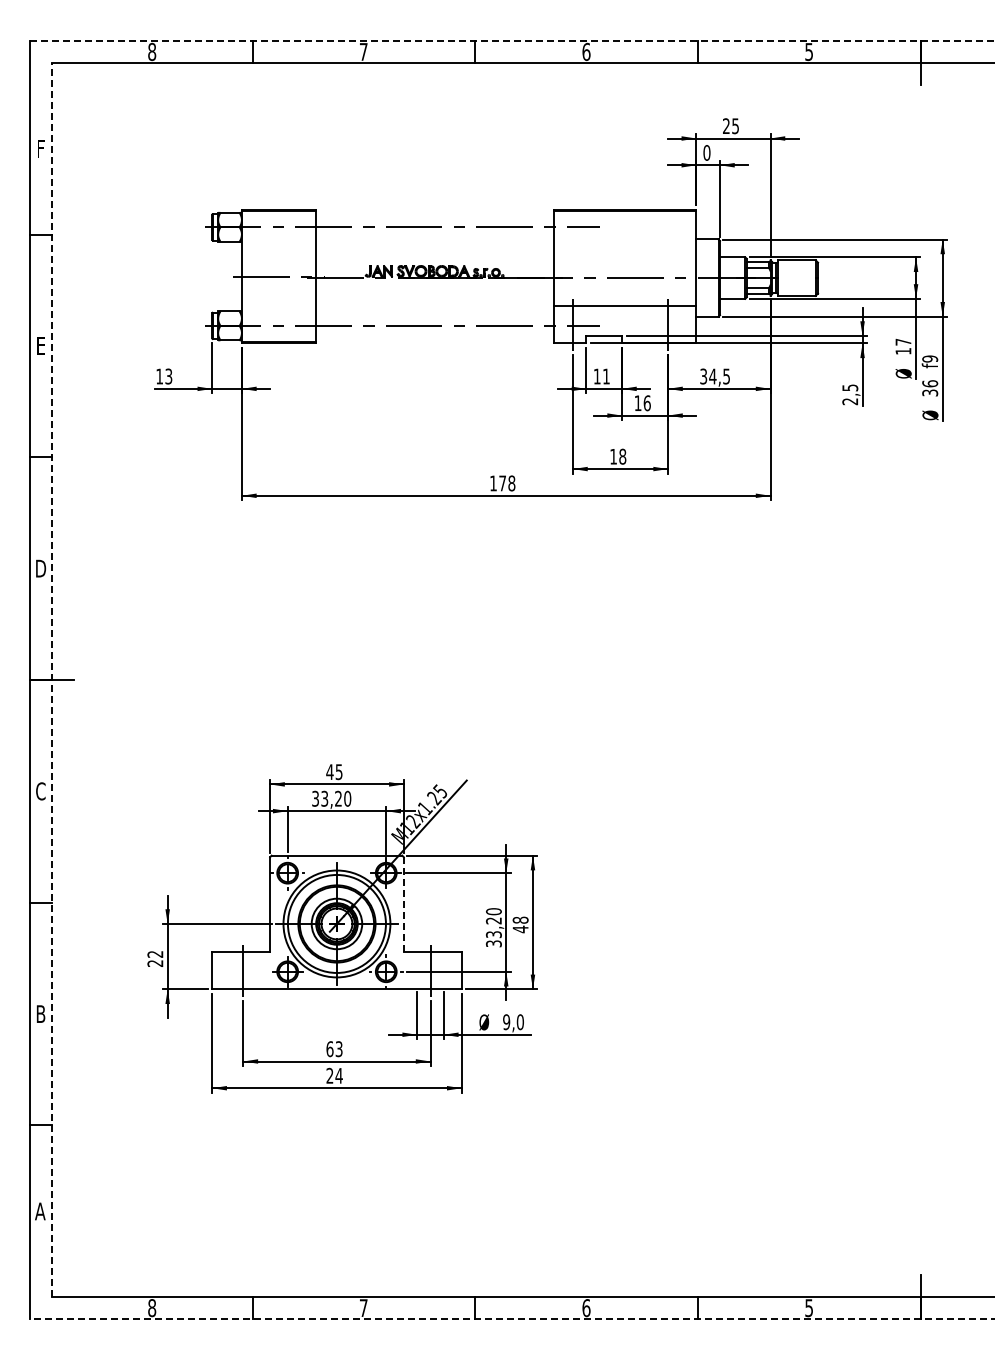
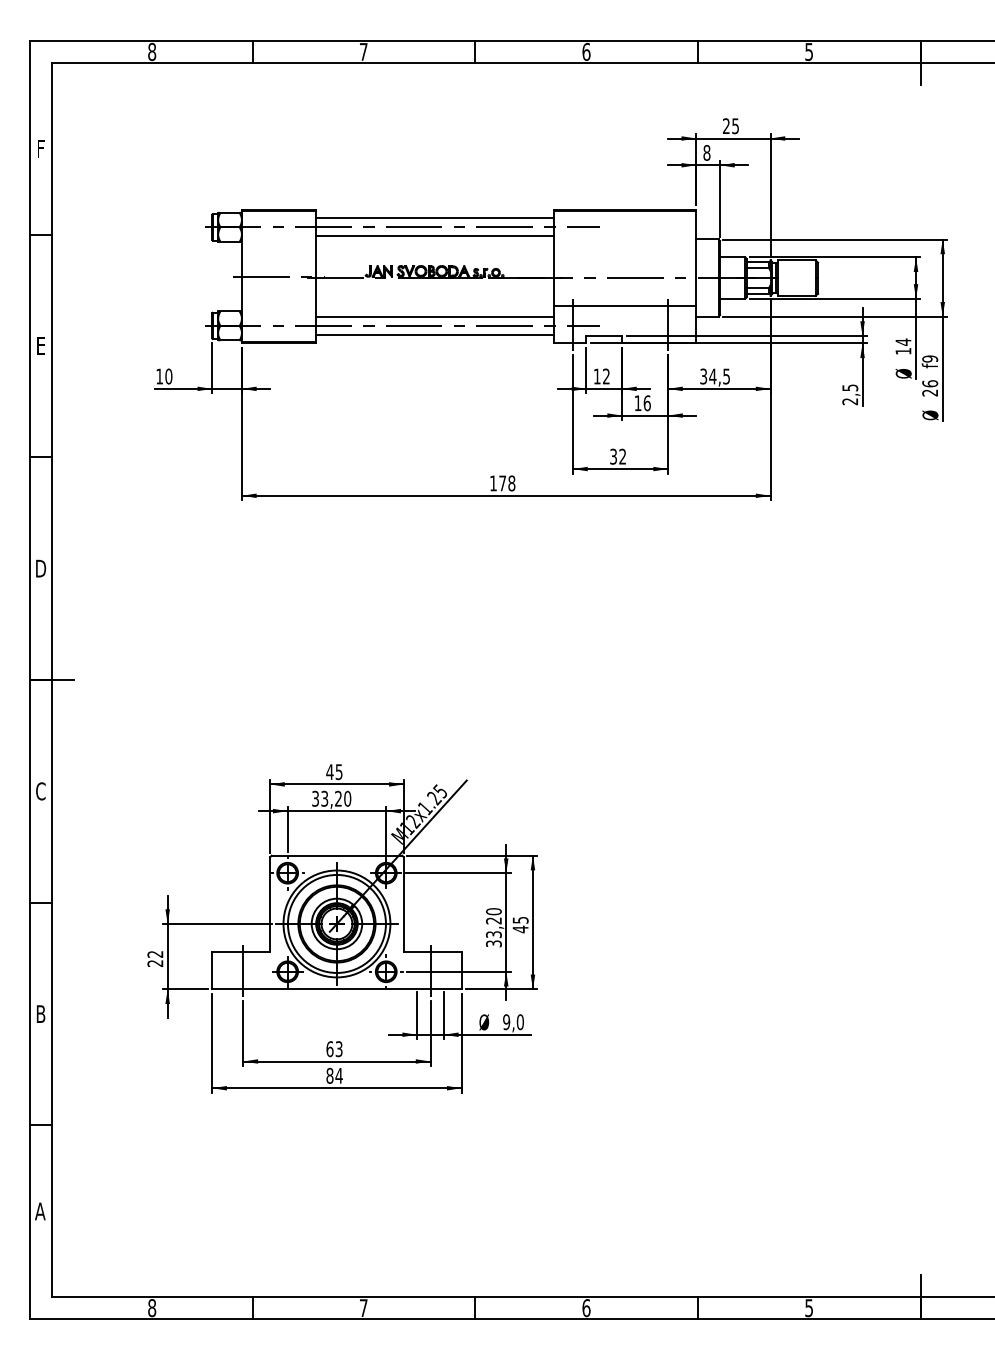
line: dashed -> solid (512, 40)
text: 0 -> 8 (706, 152)
line: none -> present (434, 218)
line: none -> present (434, 236)
line: none -> present (434, 316)
line: none -> present (434, 334)
text: 17 -> 14 (903, 342)
text: 13 -> 10 (168, 376)
text: 11 -> 12 (606, 376)
text: 36 -> 26 (930, 392)
text: 18 -> 32 (618, 456)
line: dashed -> solid (52, 680)
line: dashed -> solid (403, 904)
text: 48 -> 45 (520, 919)
text: 24 -> 84 (329, 1075)
line: dashed -> solid (511, 1319)
